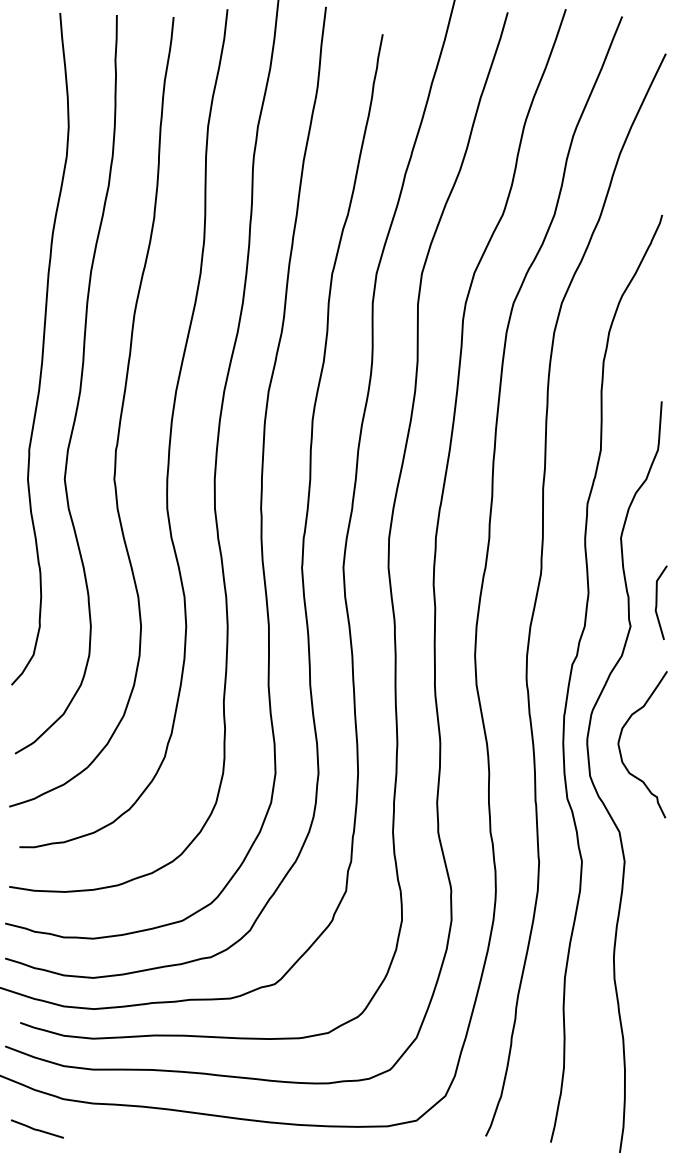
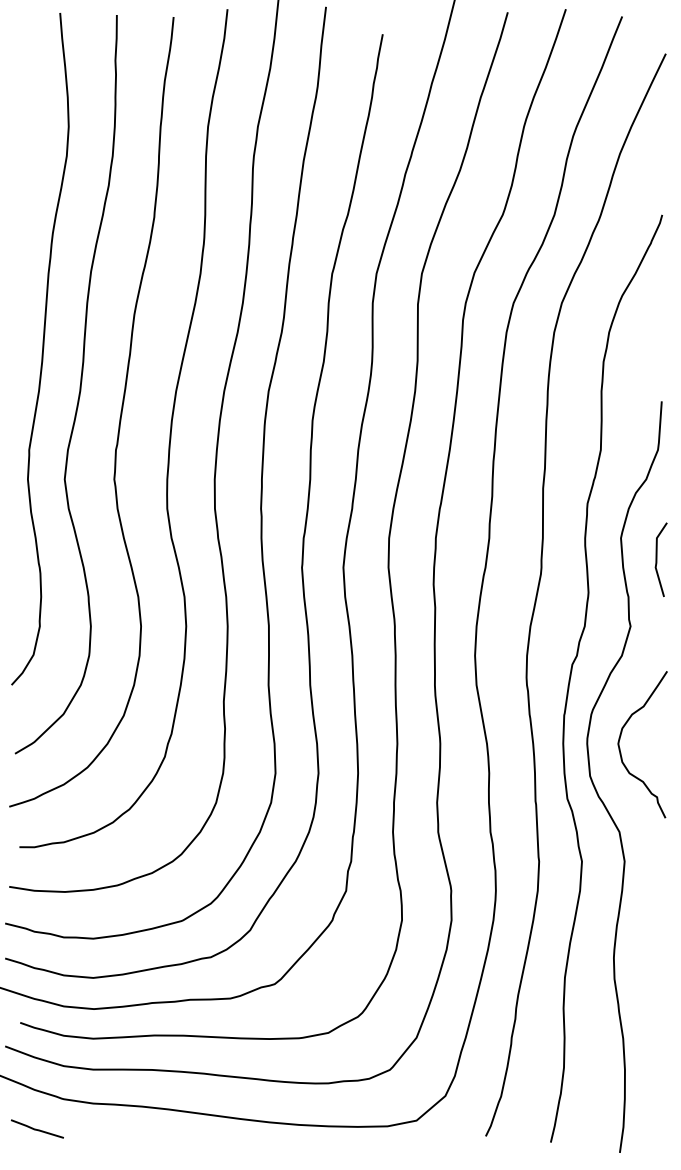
line position: (657, 602) -> (657, 559) (657, 559)
